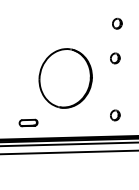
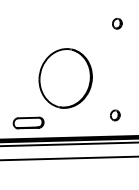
part: present -> none (115, 58)
part size: 21x10 px -> 33x14 px (28, 122)
line position: (68, 152) -> (68, 158) (68, 158)
